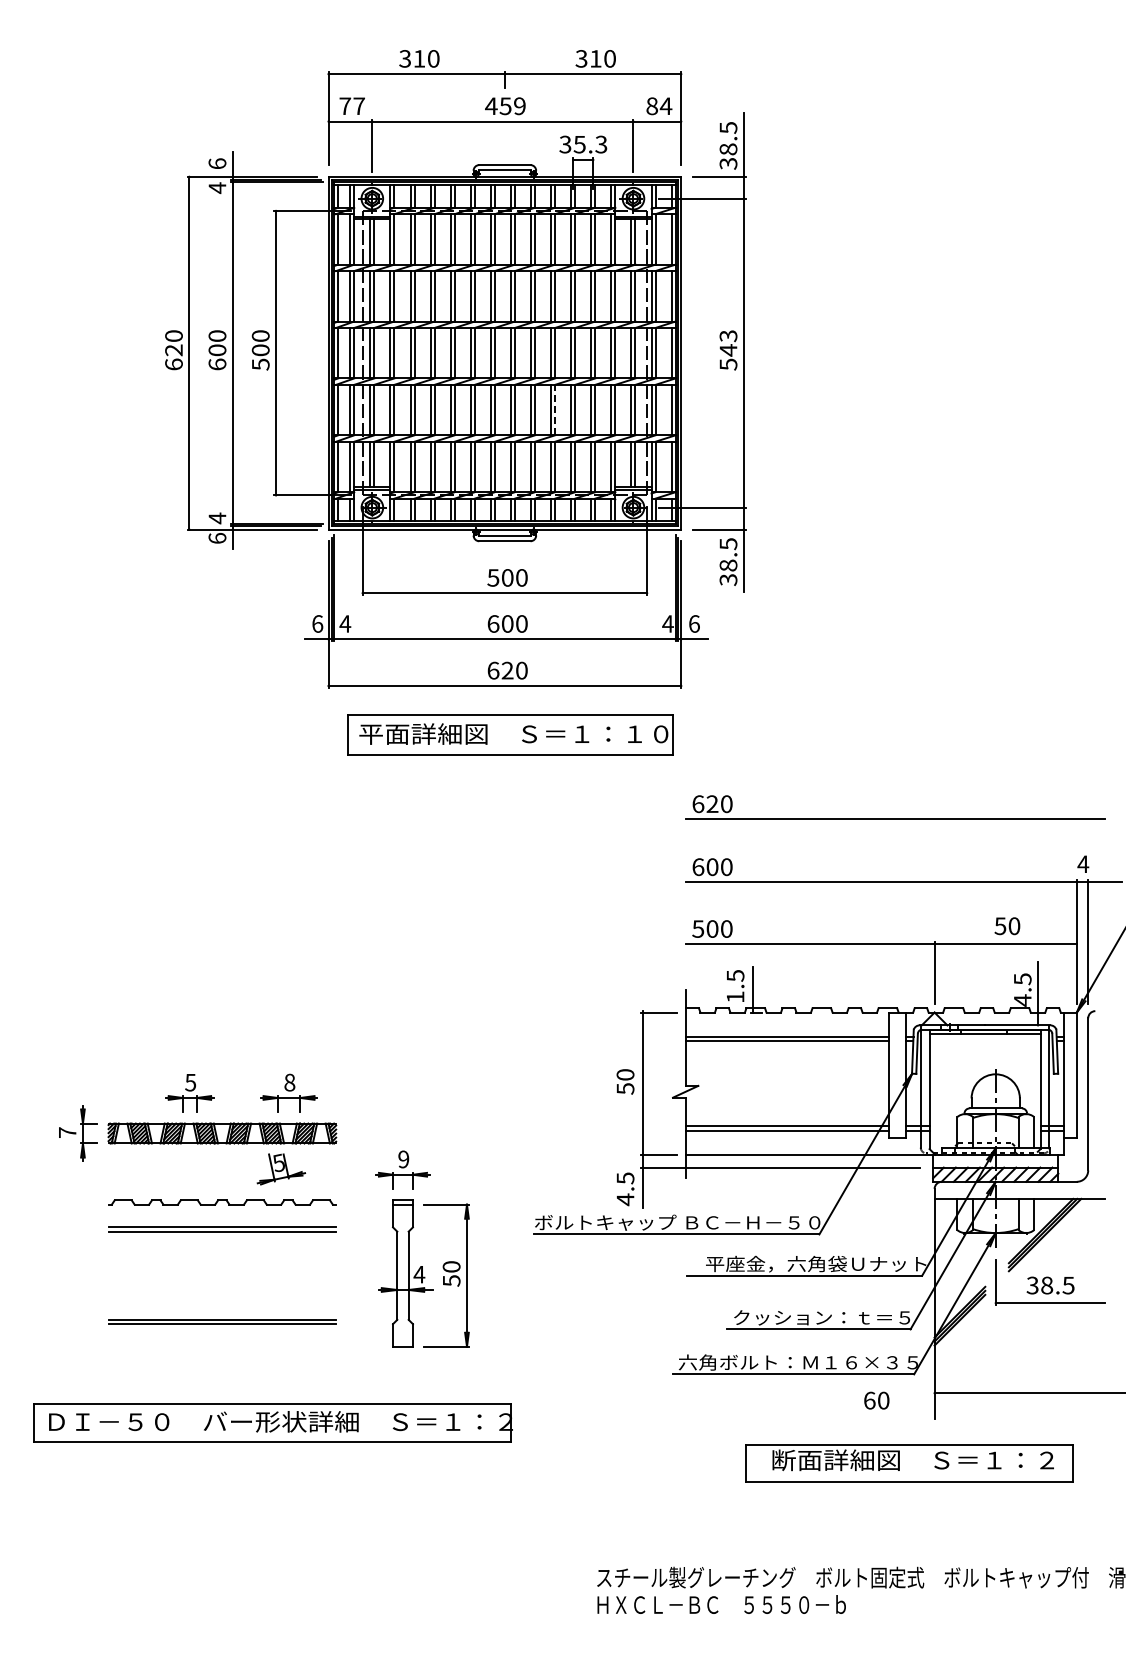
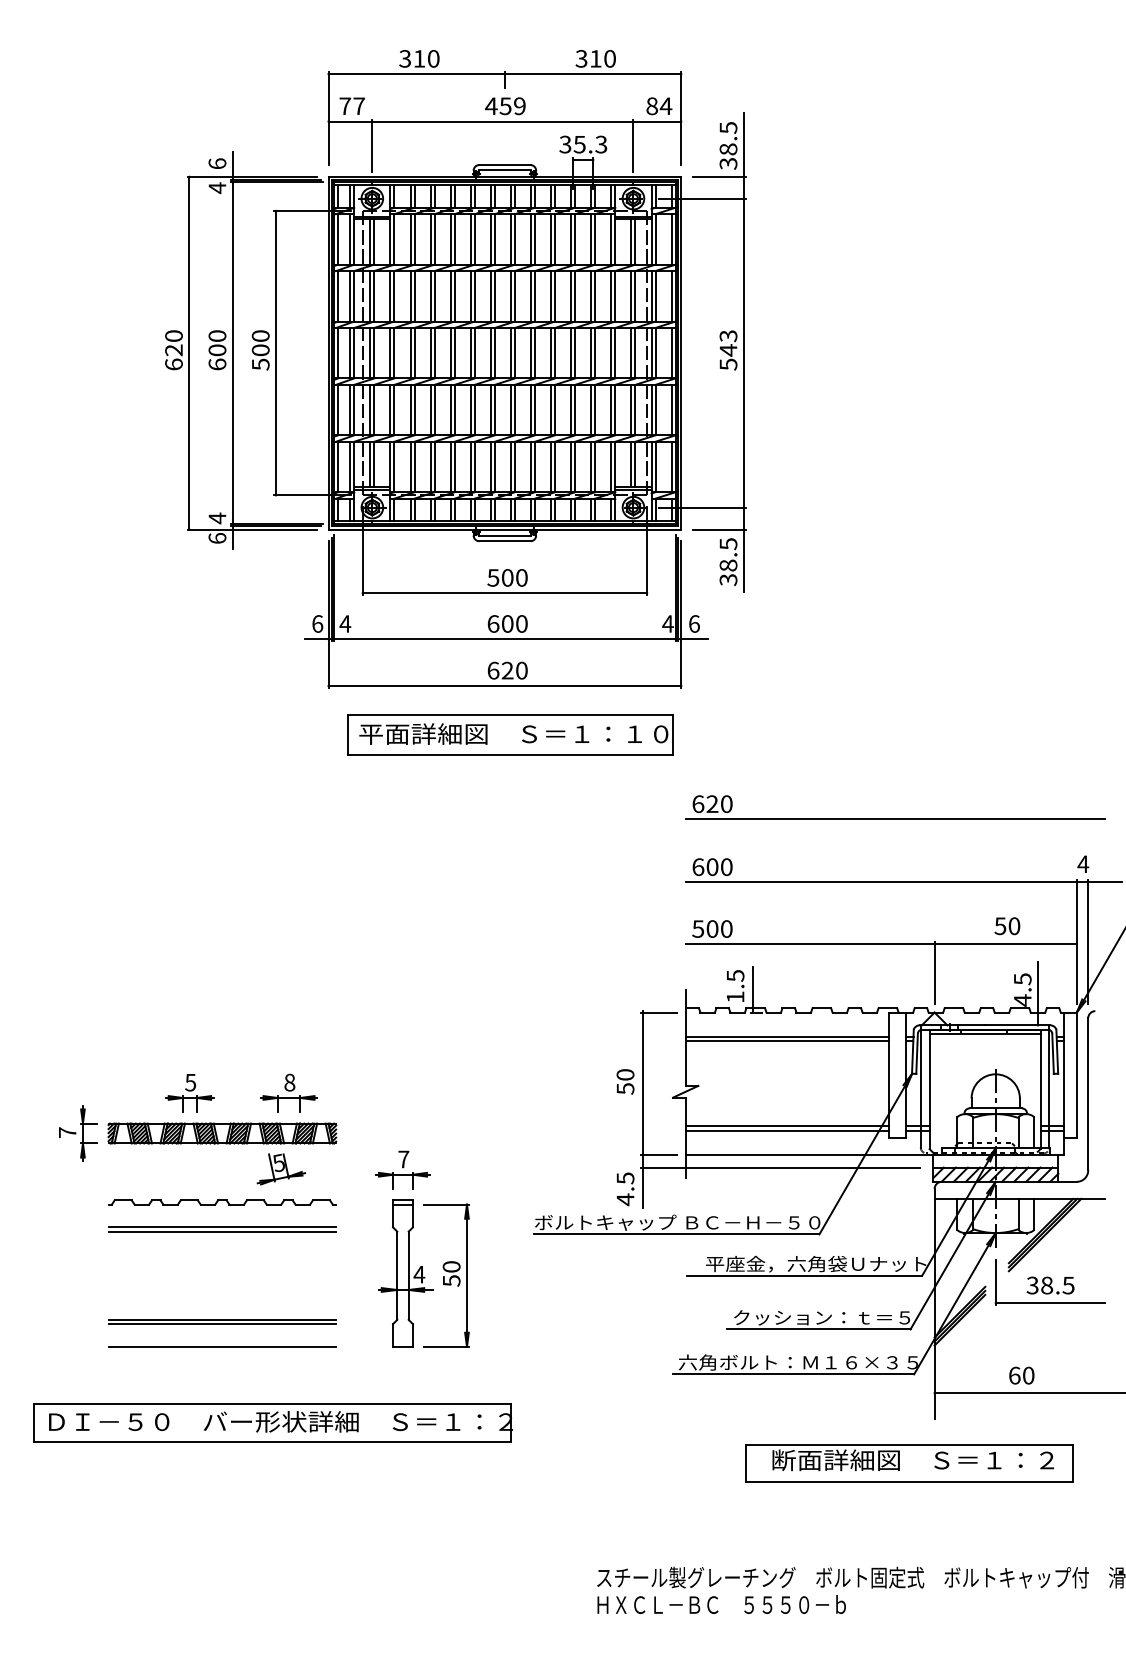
line: dashed -> solid (555, 409)
text: 9 -> 7 (403, 1159)
line: none -> present (222, 1346)
text position: (876, 1400) -> (1021, 1375) (1021, 1375)
